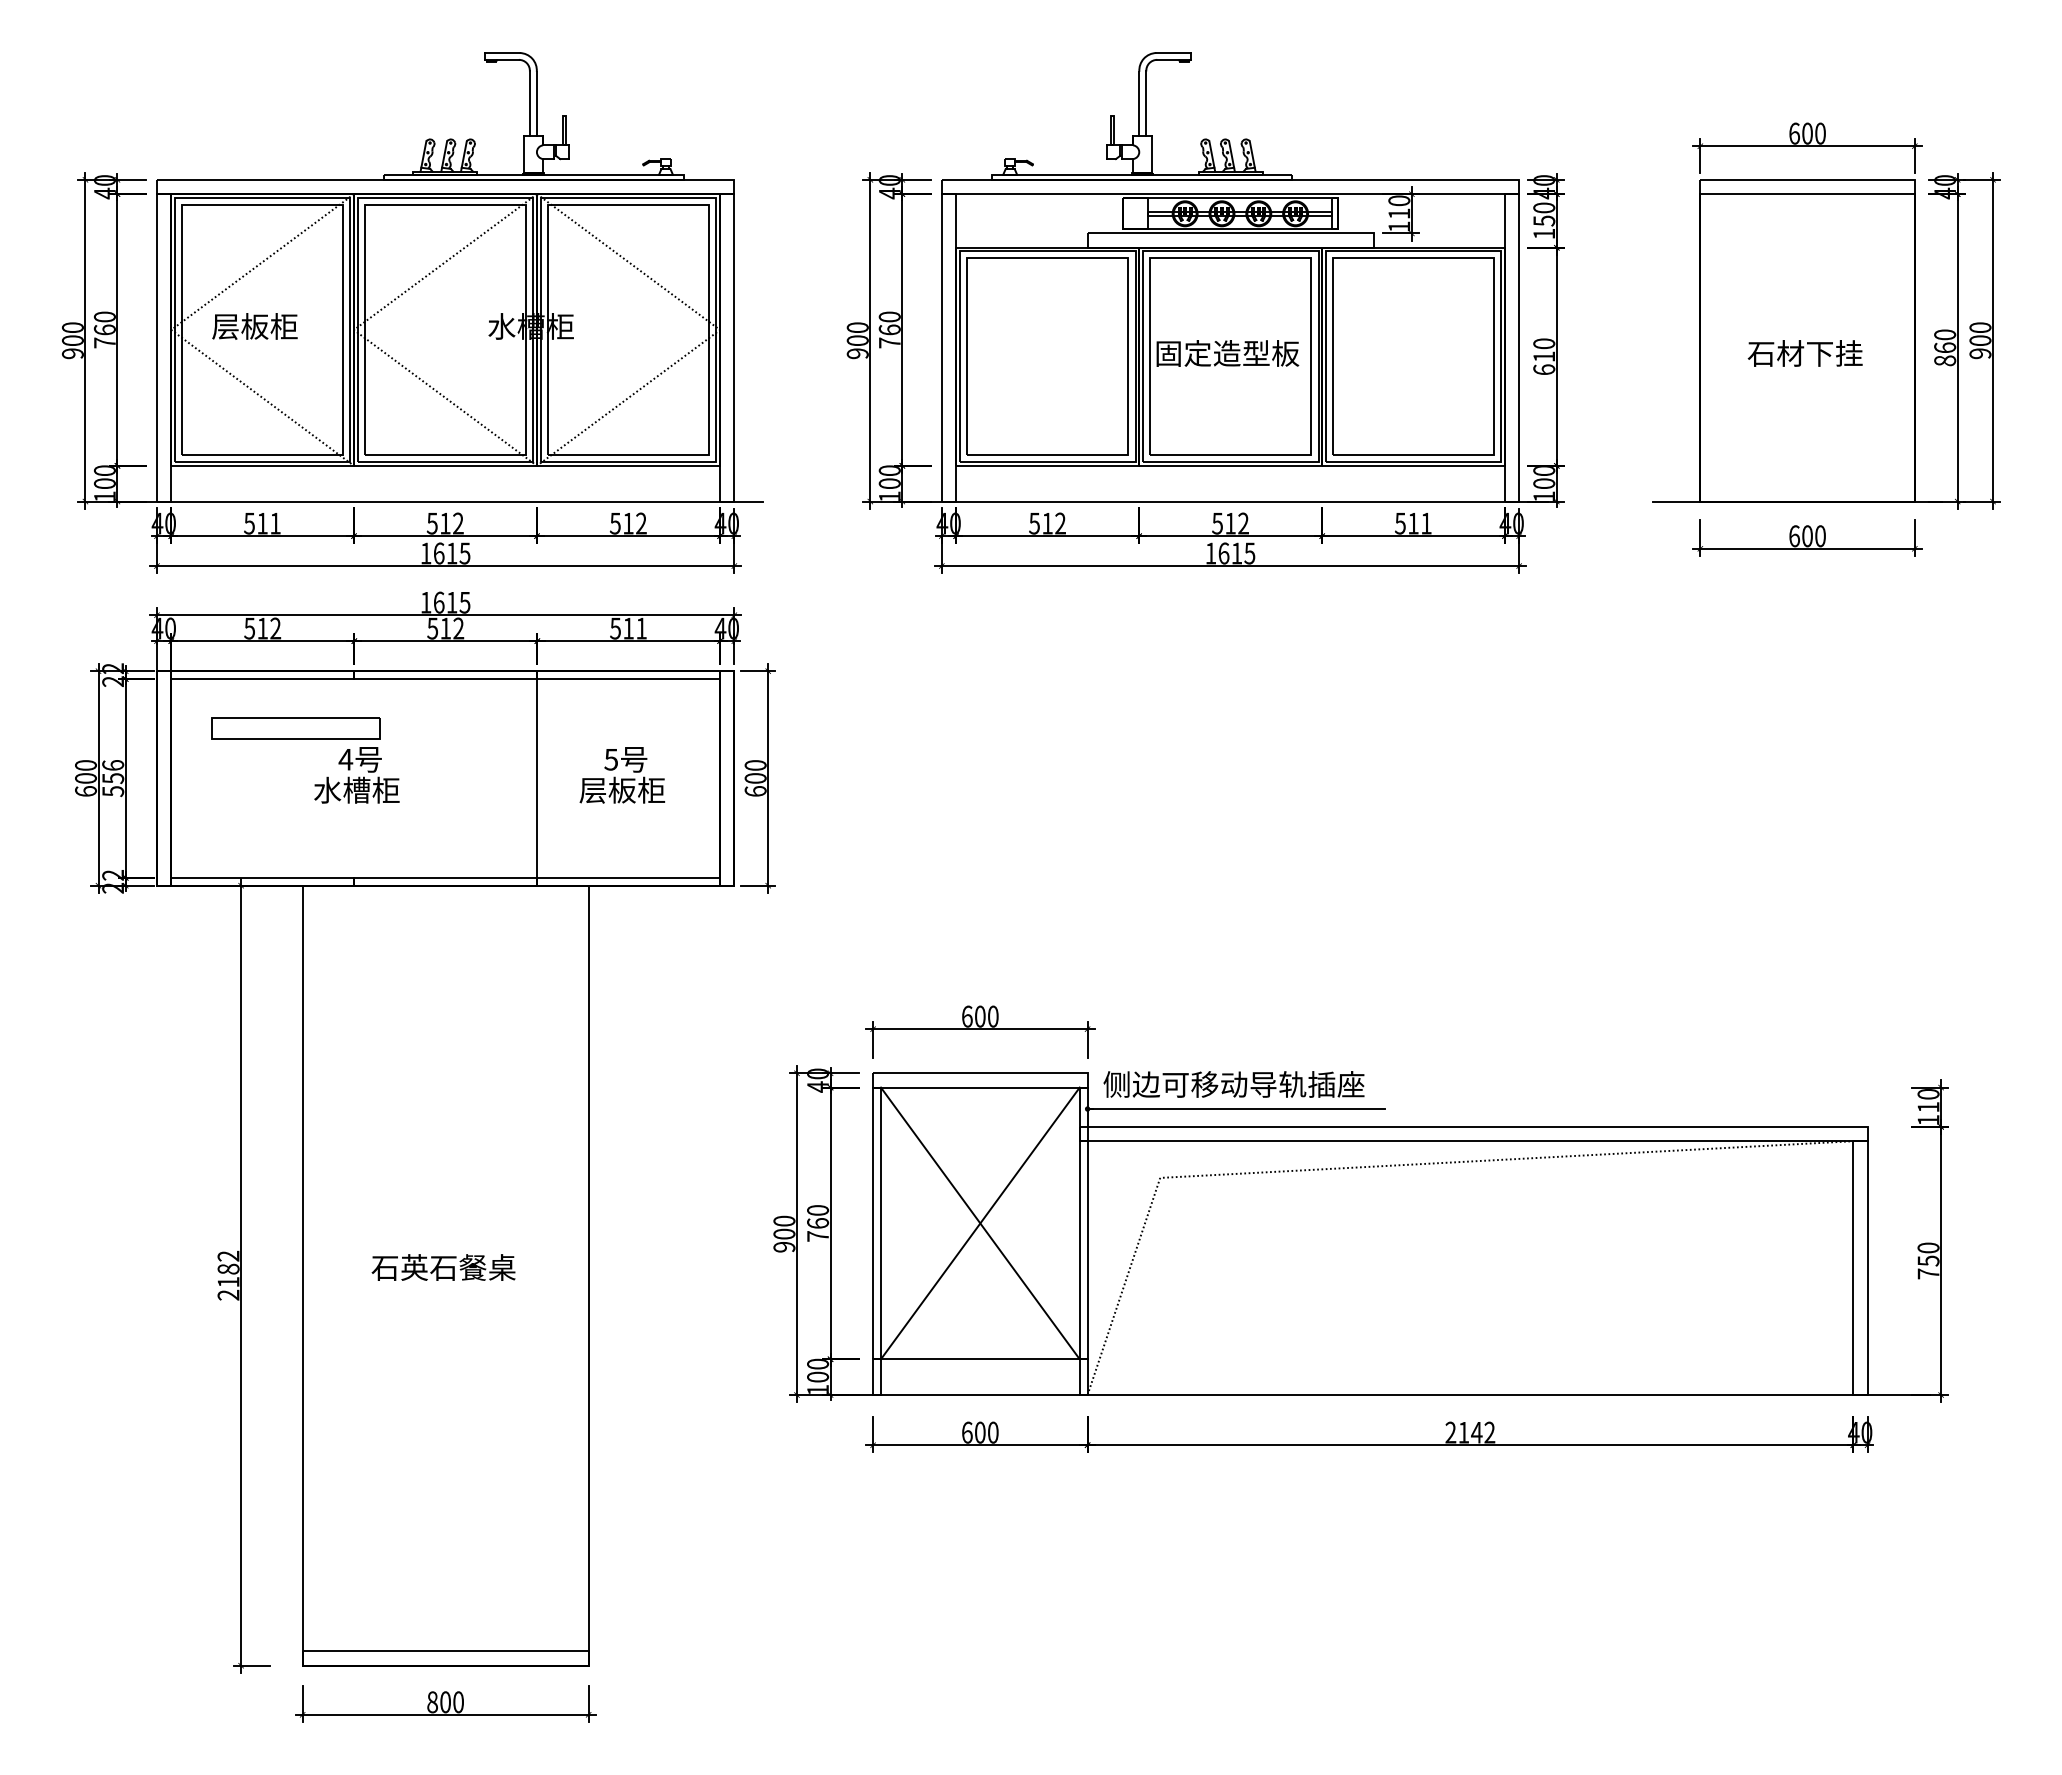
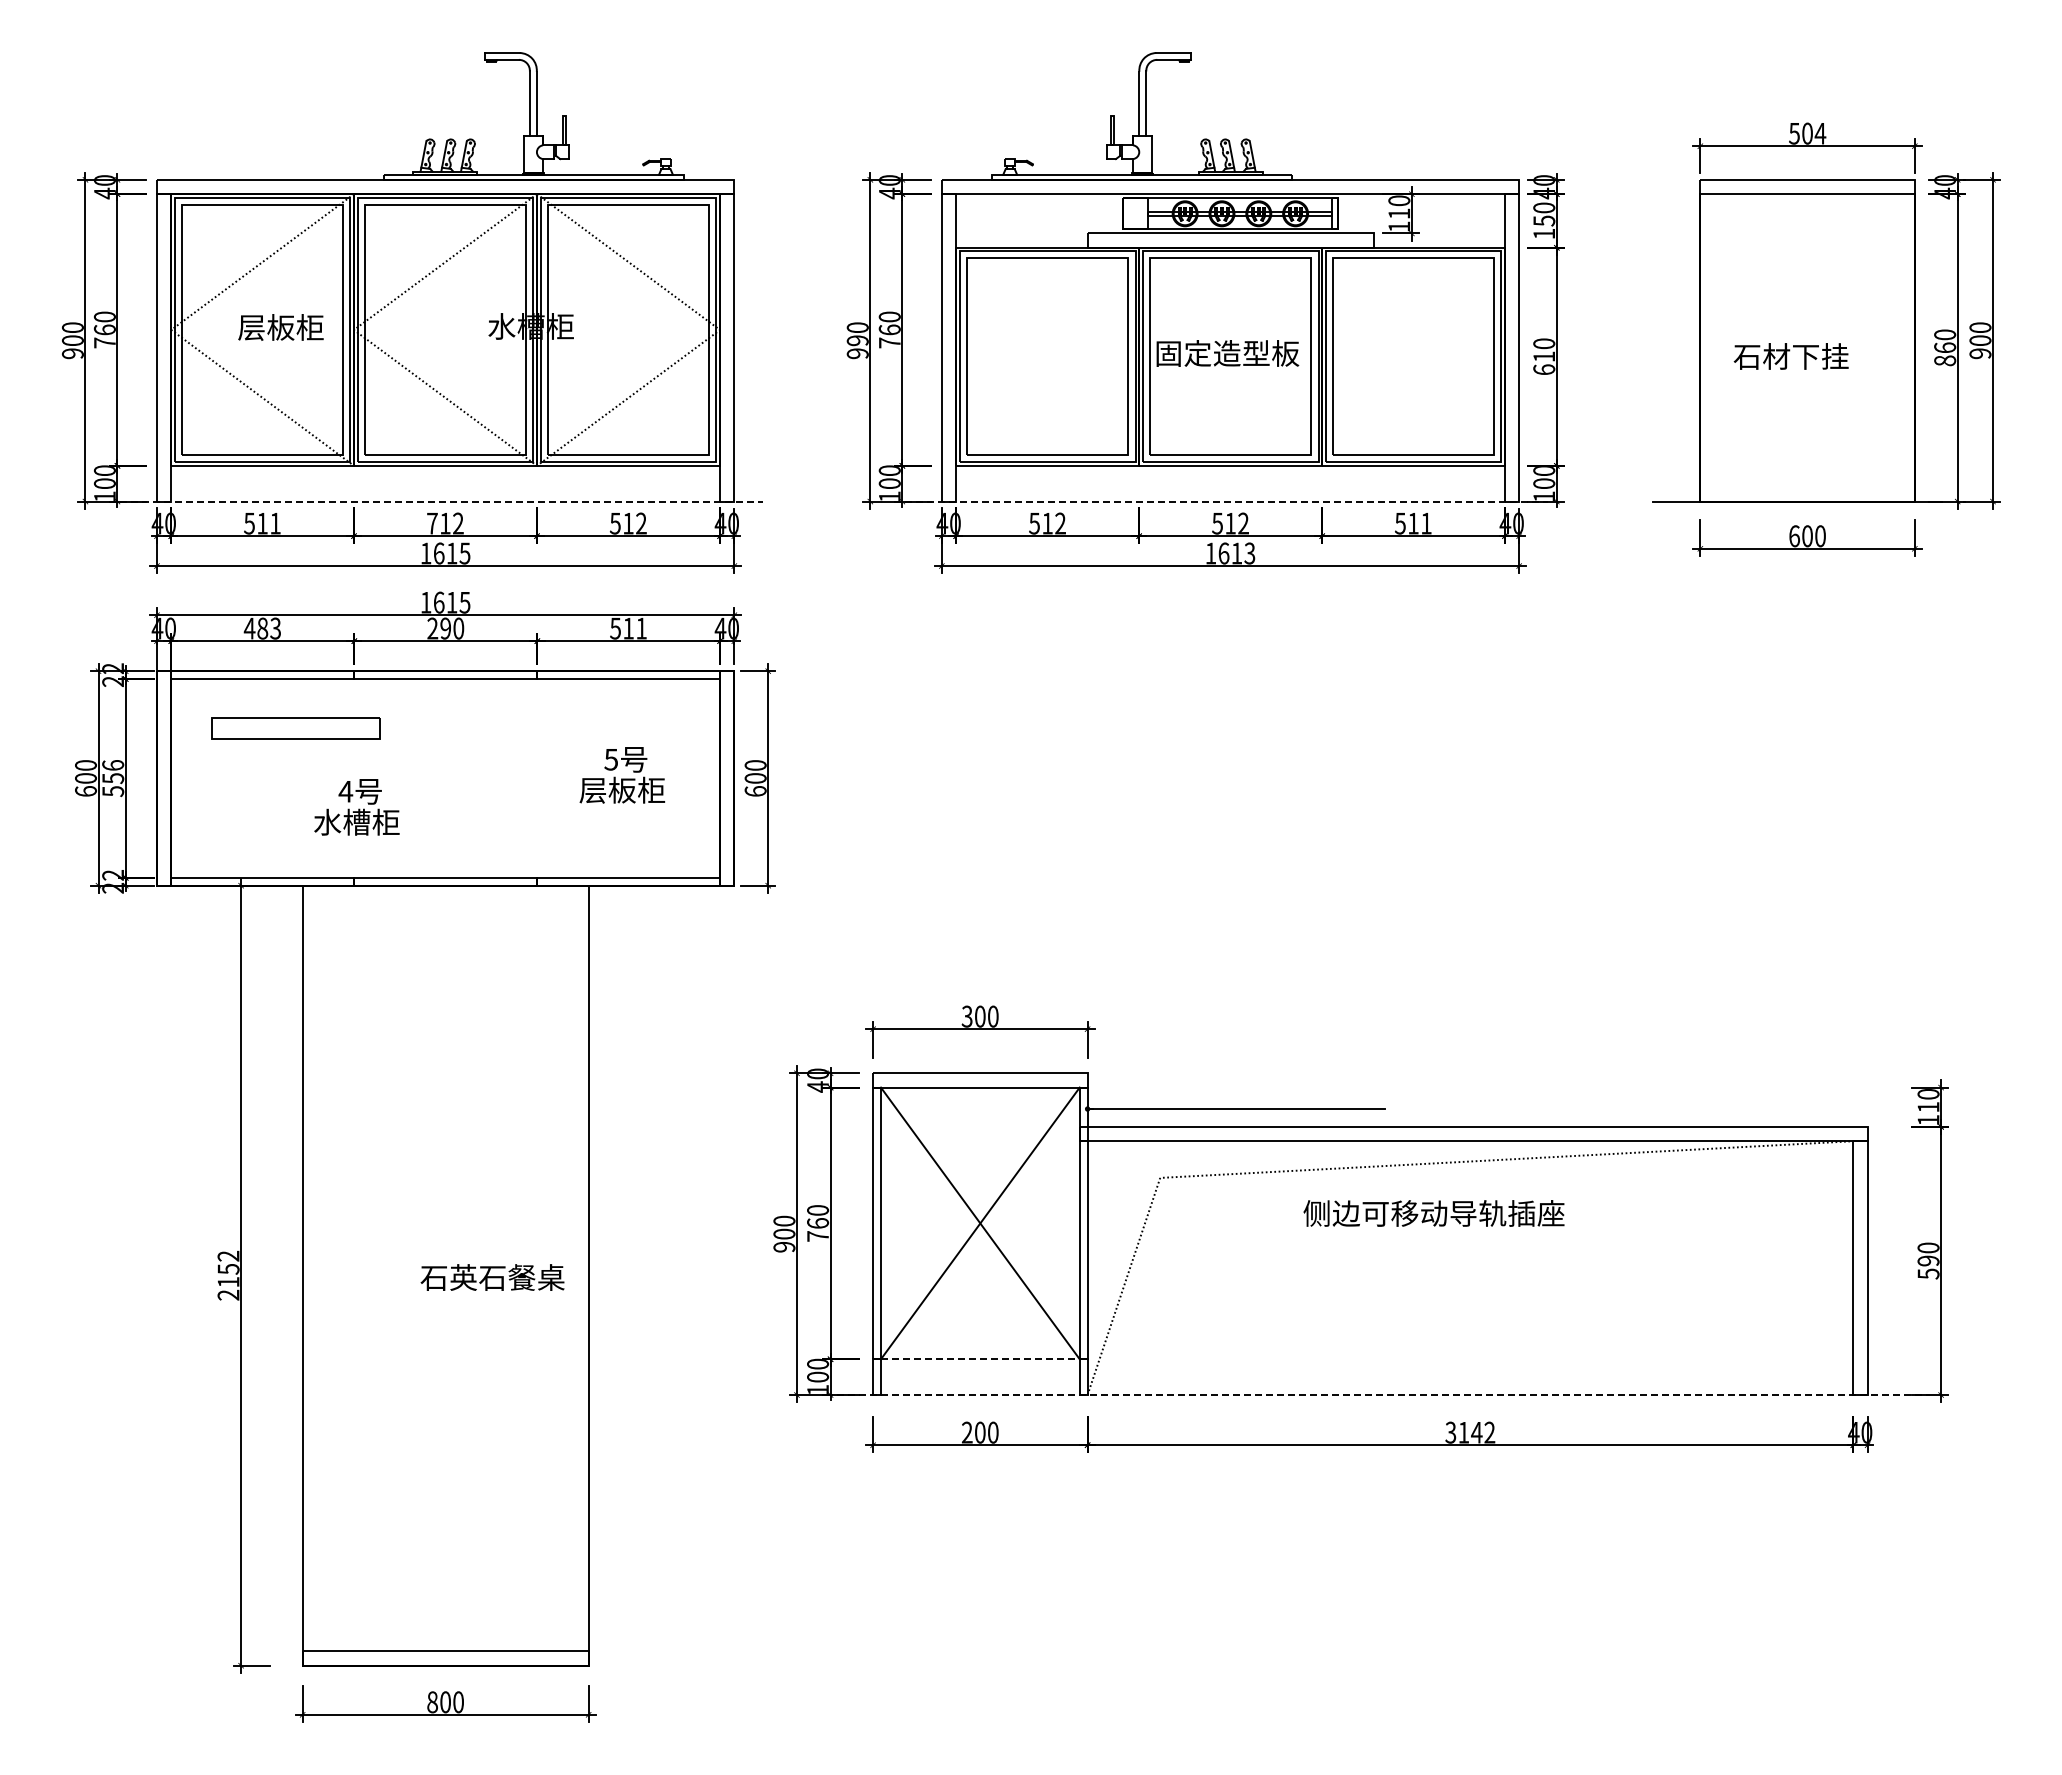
text: 600 -> 504 (1807, 133)
text position: (254, 326) -> (280, 327) (280, 327)
text: 900 -> 990 (857, 340)
text position: (1804, 353) -> (1790, 356) (1790, 356)
line: solid -> dashed (435, 501)
line: solid -> dashed (1220, 501)
text: 512 -> 712 (431, 523)
text: 1615 -> 1613 (1250, 553)
text: 512 -> 483 (262, 628)
text: 512 -> 290 (445, 628)
text position: (356, 775) -> (356, 807) (356, 807)
line: present -> none (537, 778)
text: 600 -> 300 (966, 1016)
text position: (1233, 1084) -> (1433, 1213) (1433, 1213)
text position: (443, 1267) -> (492, 1277) (492, 1277)
text: 750 -> 590 (1928, 1267)
text: 2182 -> 2152 (228, 1268)
line: solid -> dashed (980, 1359)
line: solid -> dashed (1378, 1395)
text: 600 -> 200 (966, 1432)
text: 2142 -> 3142 (1450, 1432)
